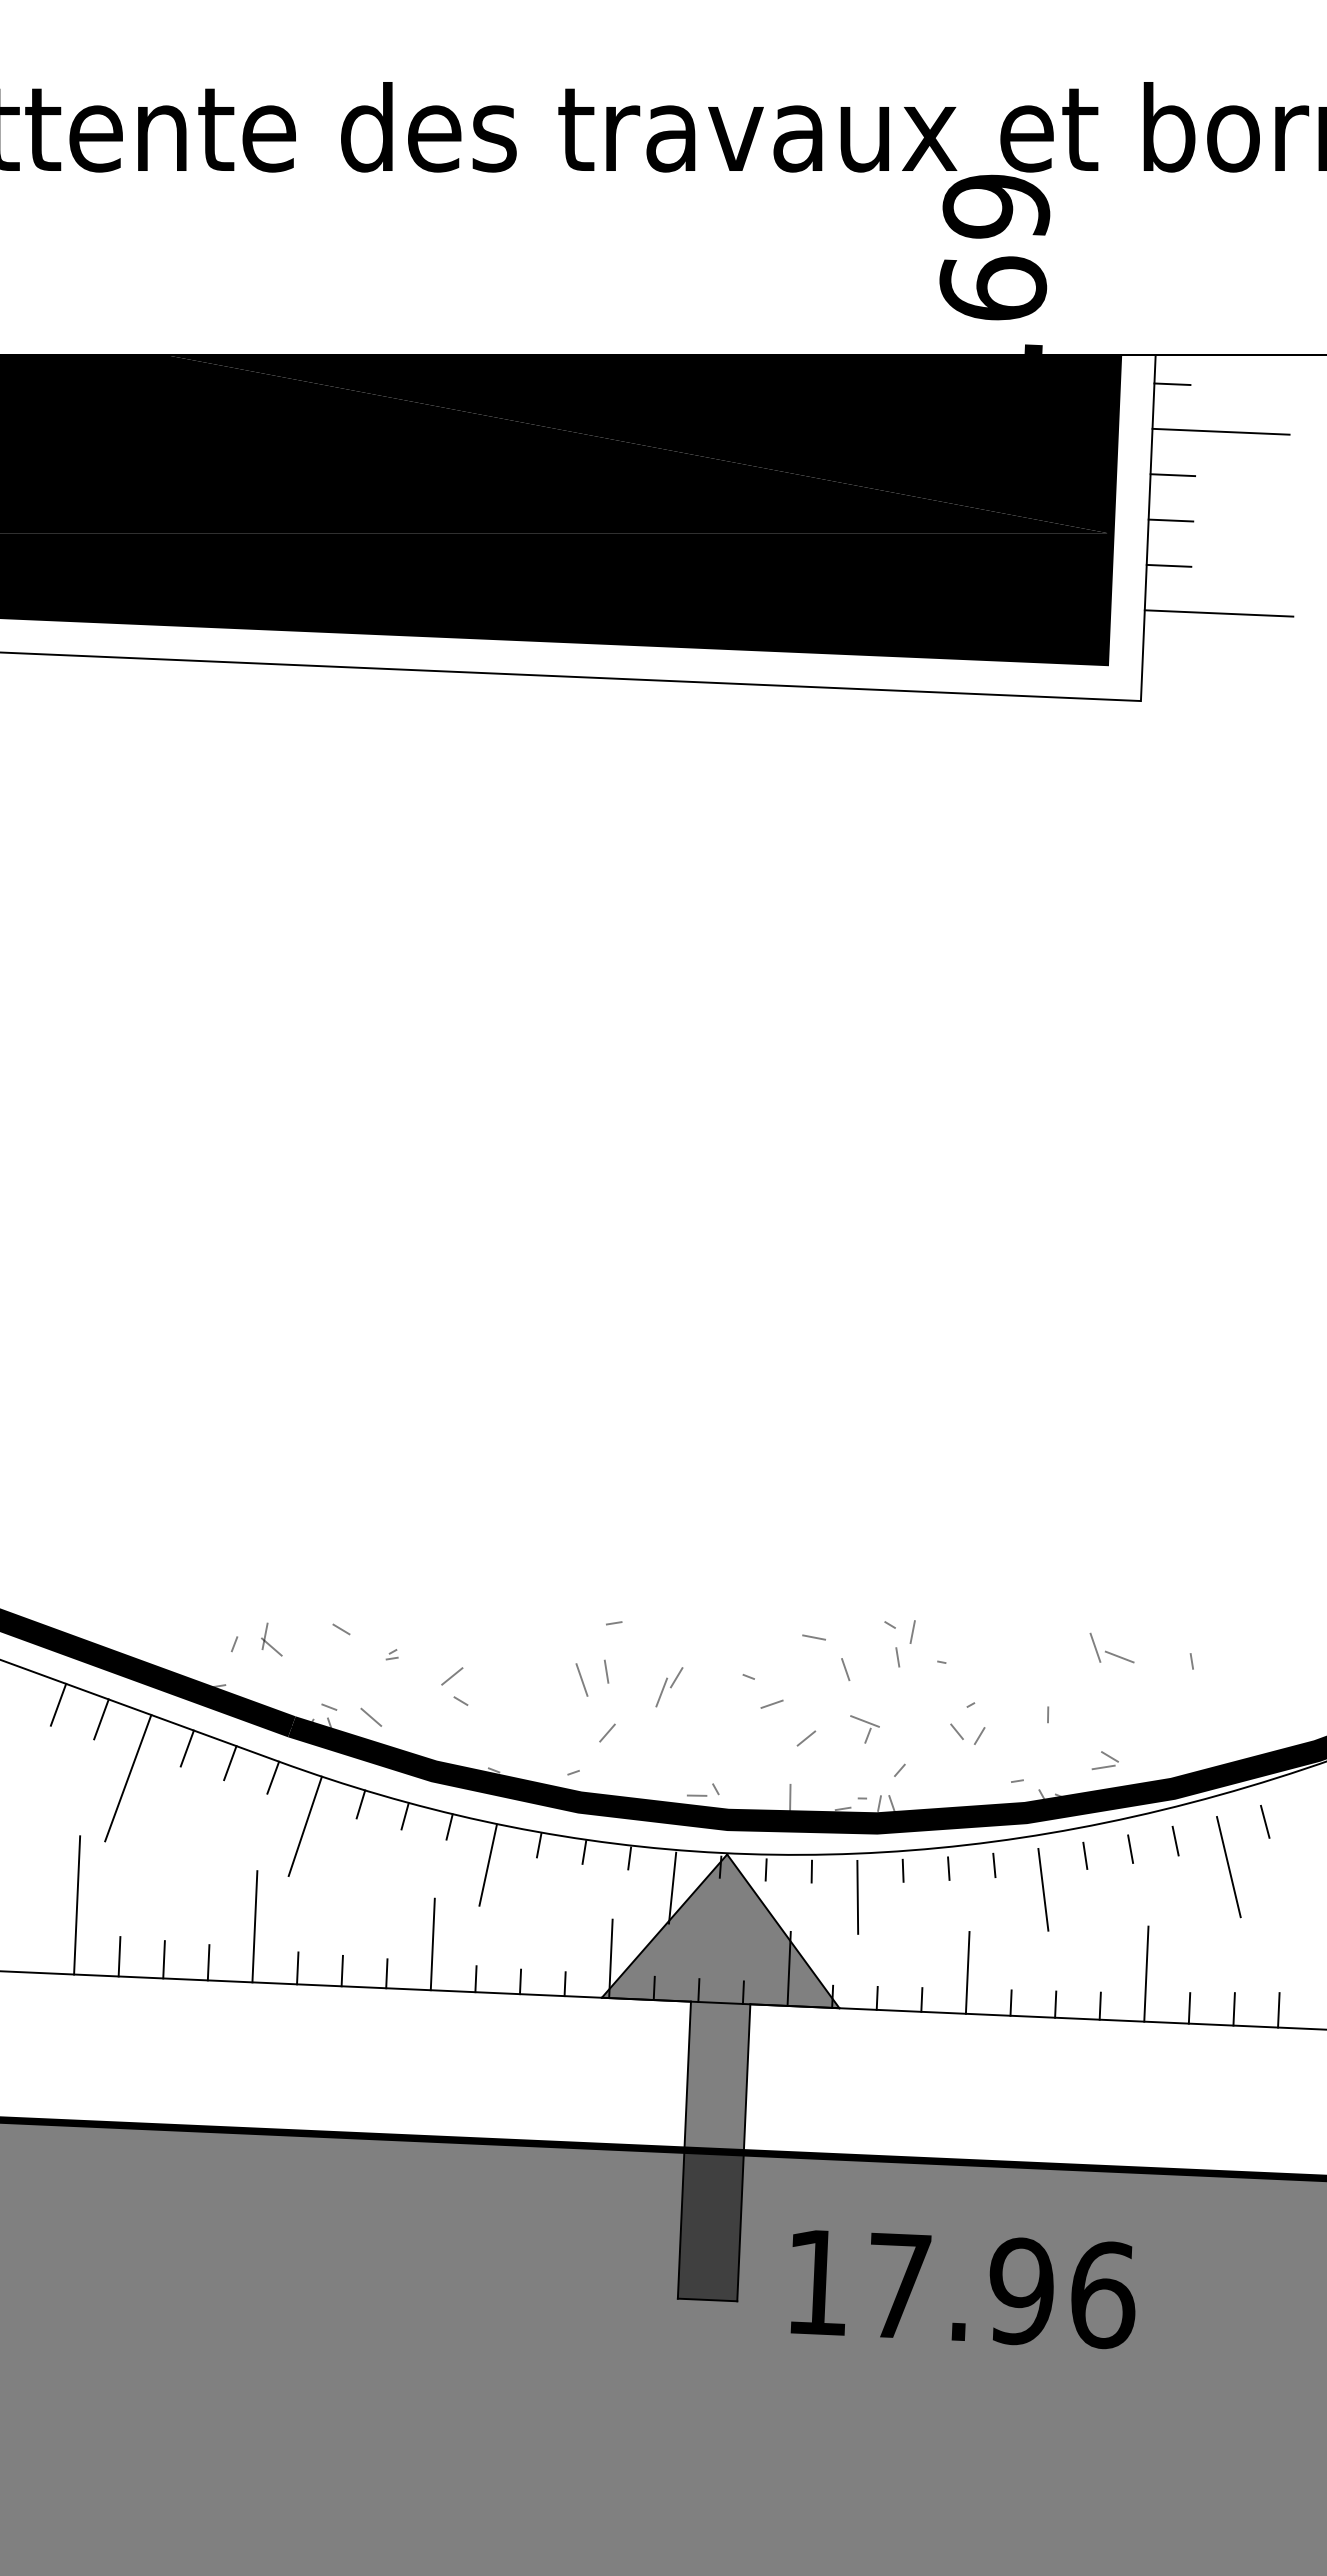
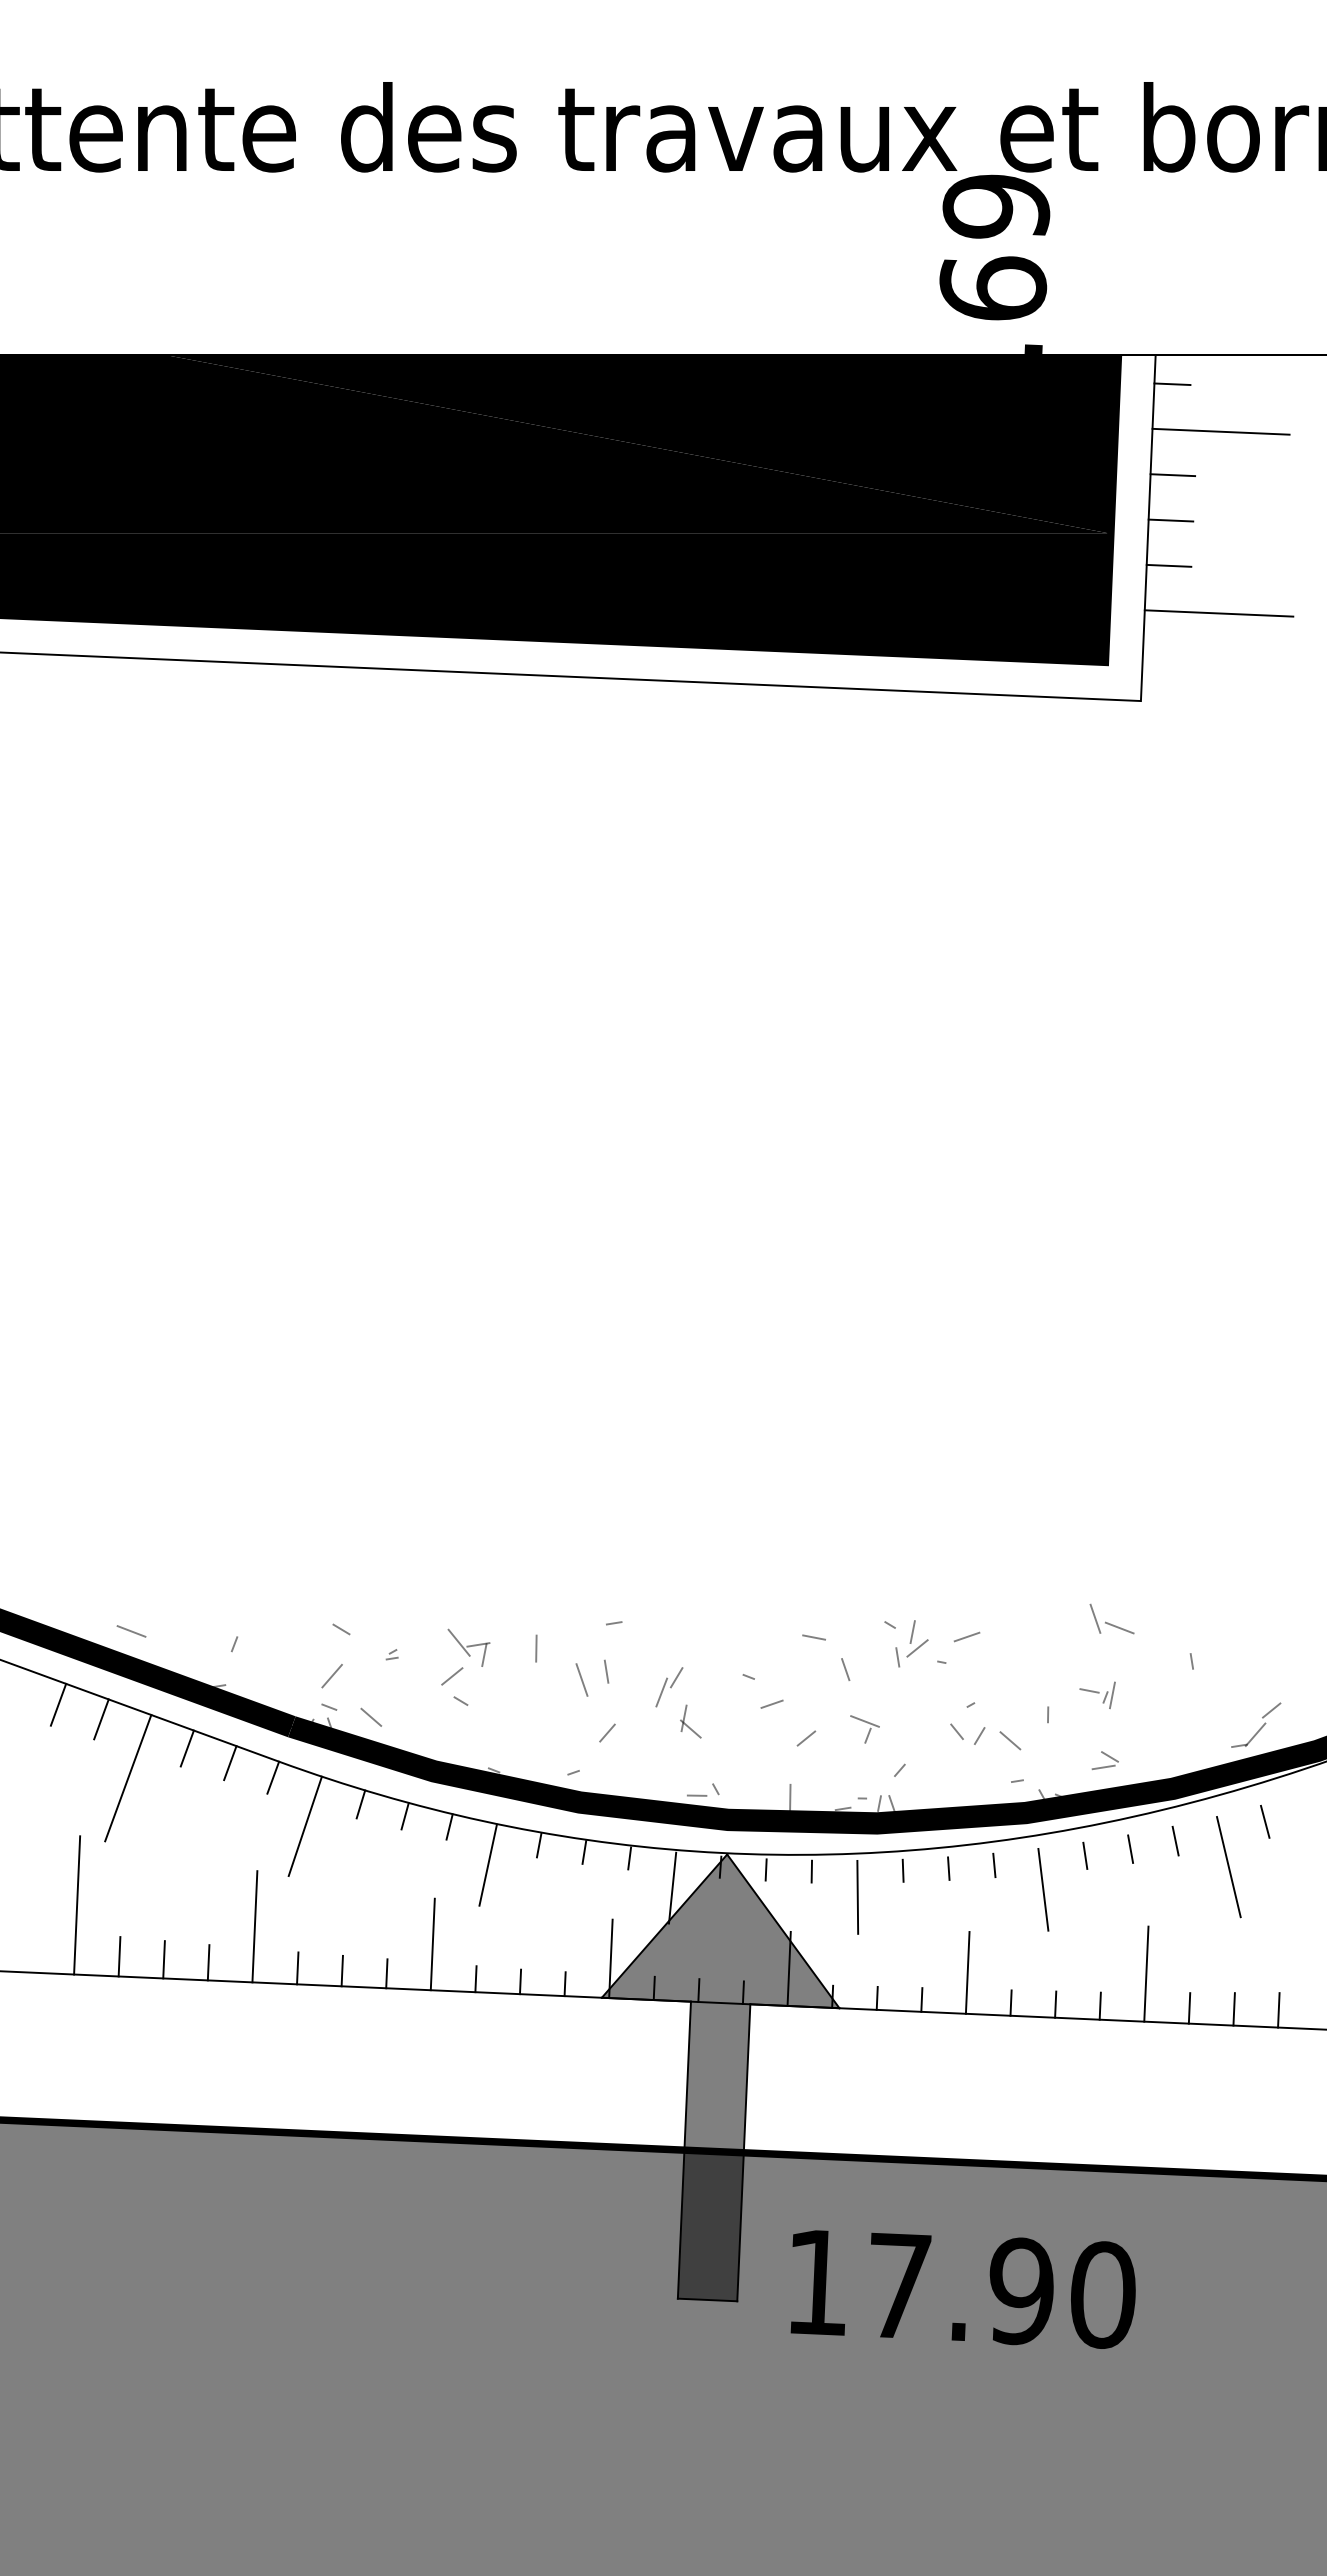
line: none -> present (131, 1631)
line: none -> present (966, 1636)
part position: (271, 1639) -> (690, 1721) (690, 1721)
part: none -> present (468, 1647)
line: none -> present (536, 1648)
line: none -> present (917, 1648)
part position: (1111, 1648) -> (1111, 1619) (1111, 1619)
line: none -> present (331, 1675)
part: none -> present (1097, 1694)
part: none -> present (1256, 1724)
line: none -> present (1010, 1740)
text: 17.96 -> 17.90 (1103, 2294)
